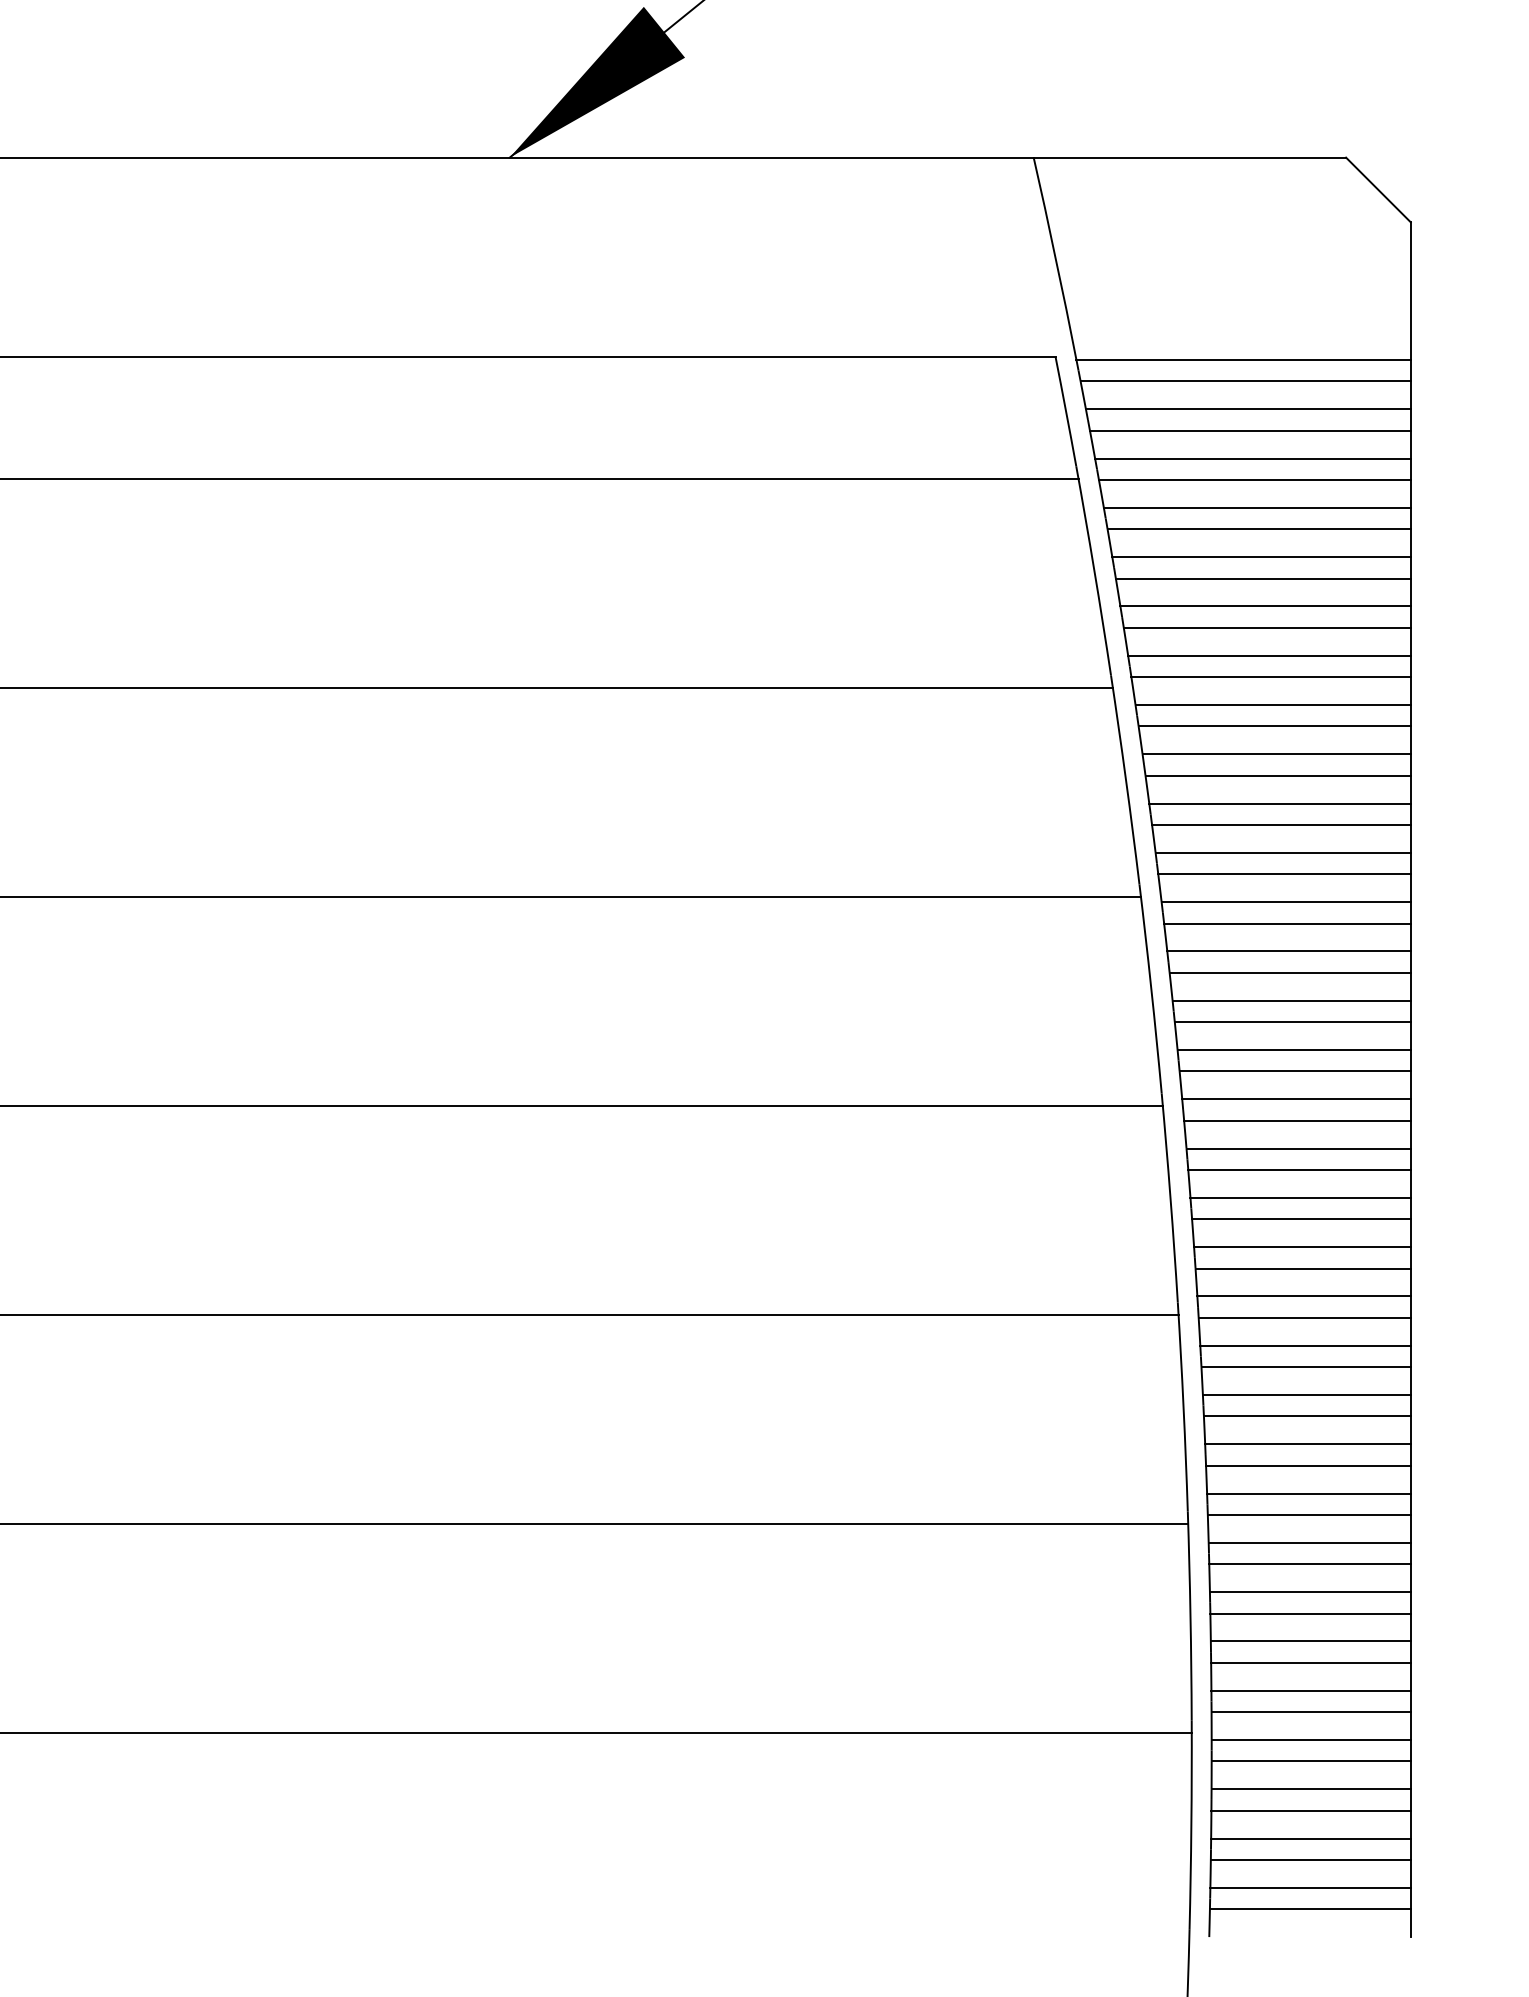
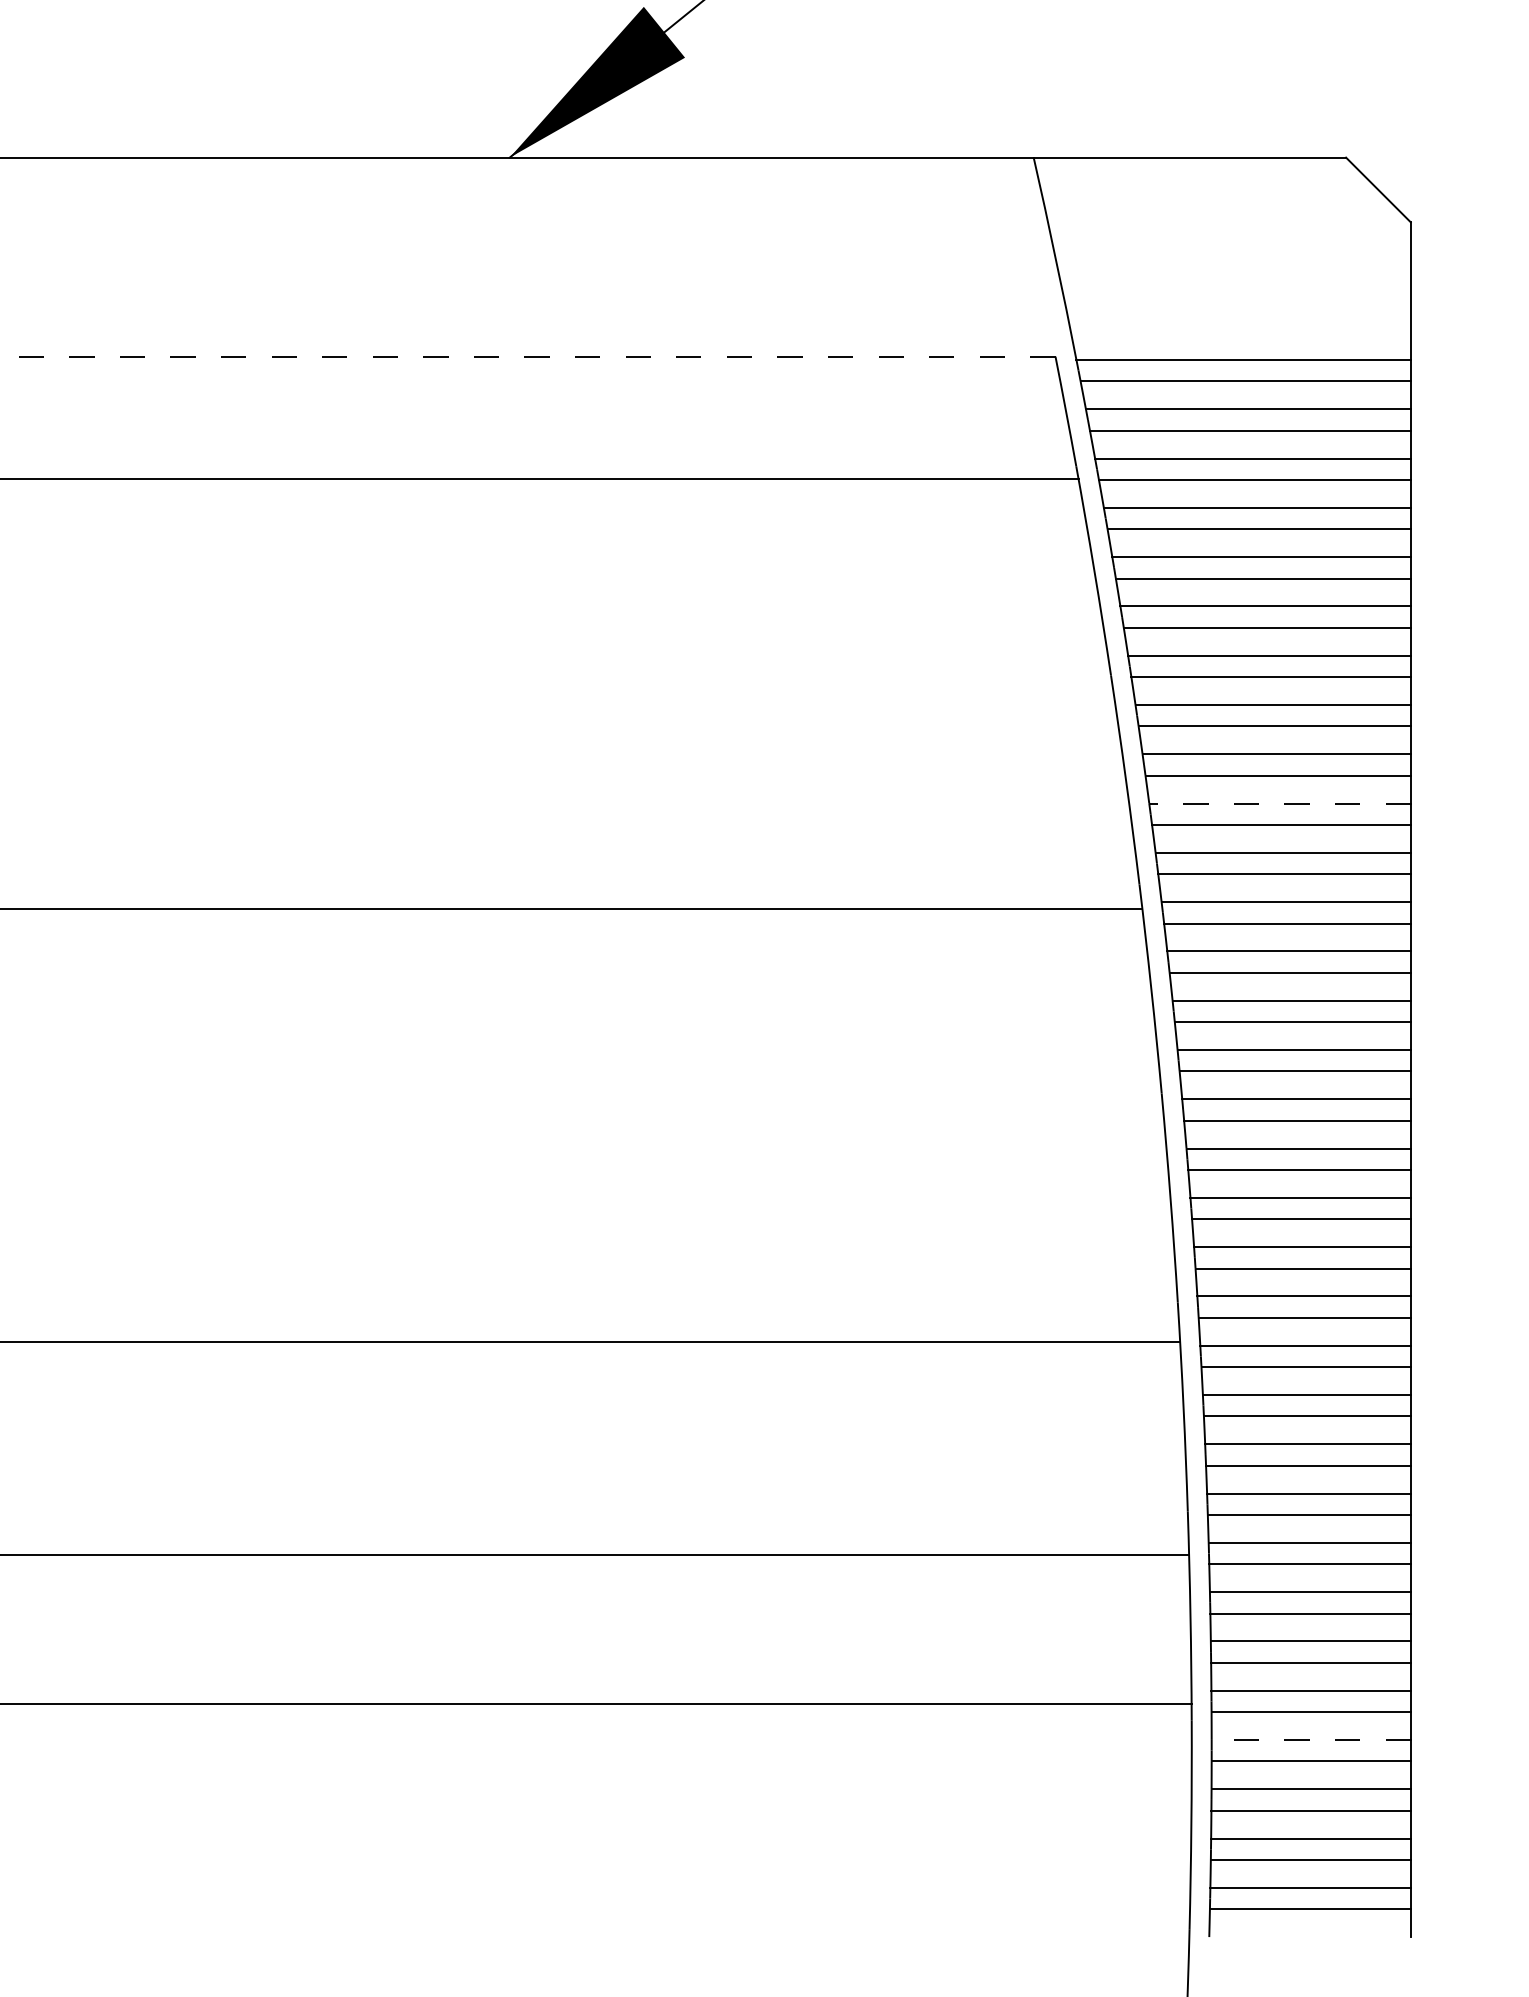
line: solid -> dashed (527, 356)
line: present -> none (557, 687)
line: solid -> dashed (1280, 803)
line position: (571, 896) -> (571, 908) (571, 908)
line: present -> none (582, 1105)
line position: (590, 1315) -> (590, 1342) (590, 1342)
line position: (595, 1524) -> (595, 1555) (595, 1555)
line position: (596, 1733) -> (596, 1704) (596, 1704)
line: solid -> dashed (1311, 1739)
